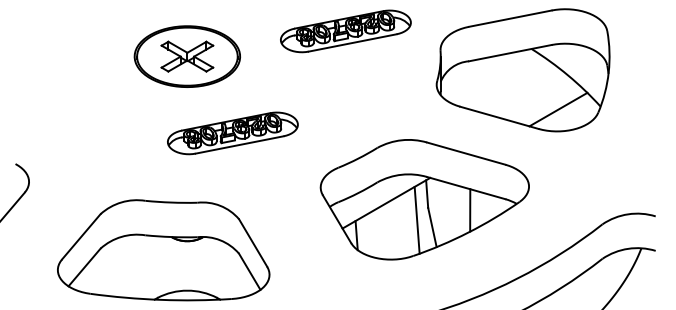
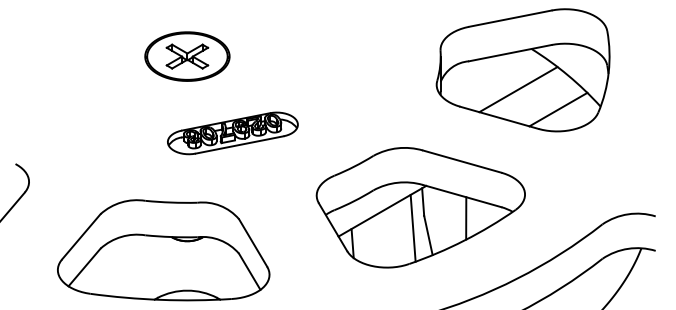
part: present -> none (345, 31)
part size: 108x63 px -> 87x51 px (187, 56)
line: none -> present (518, 89)
part position: (424, 199) -> (420, 207) (420, 207)
